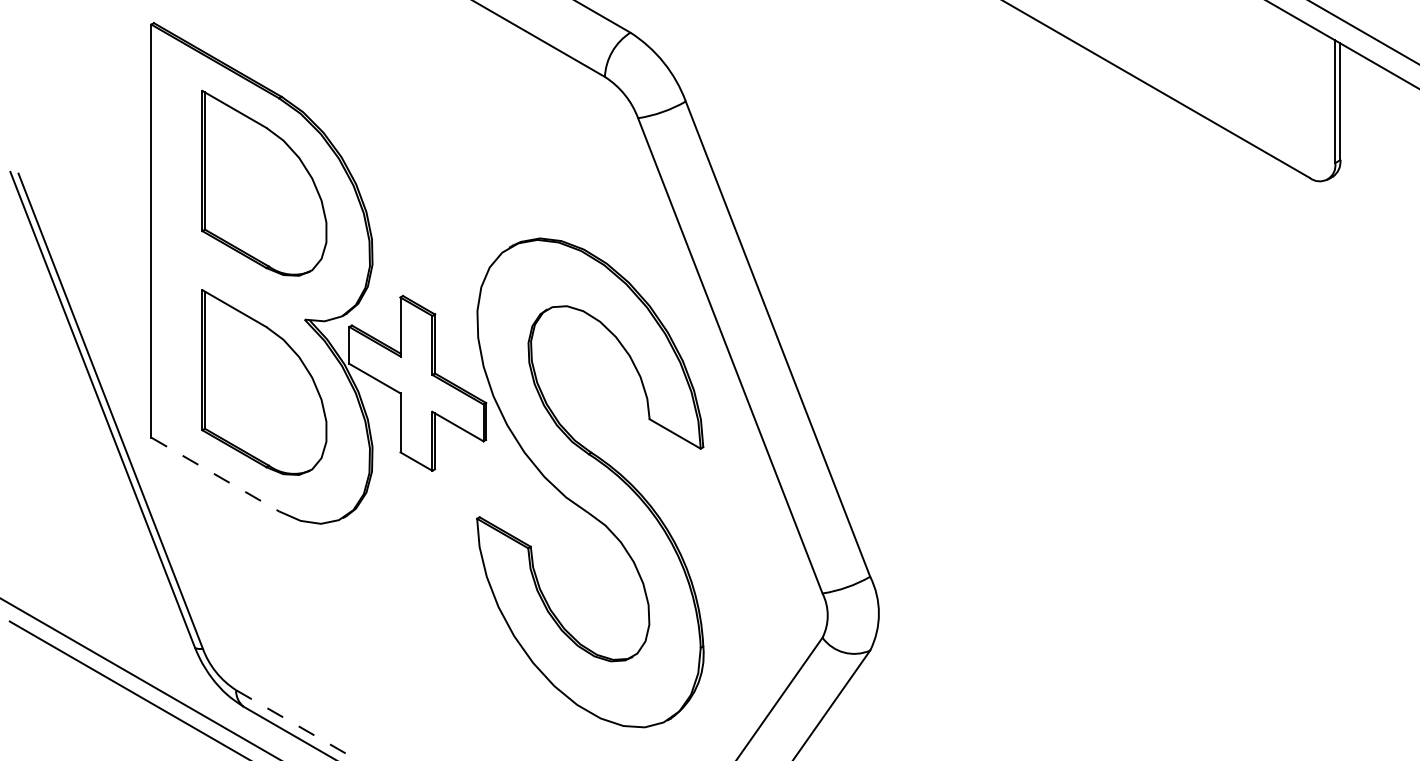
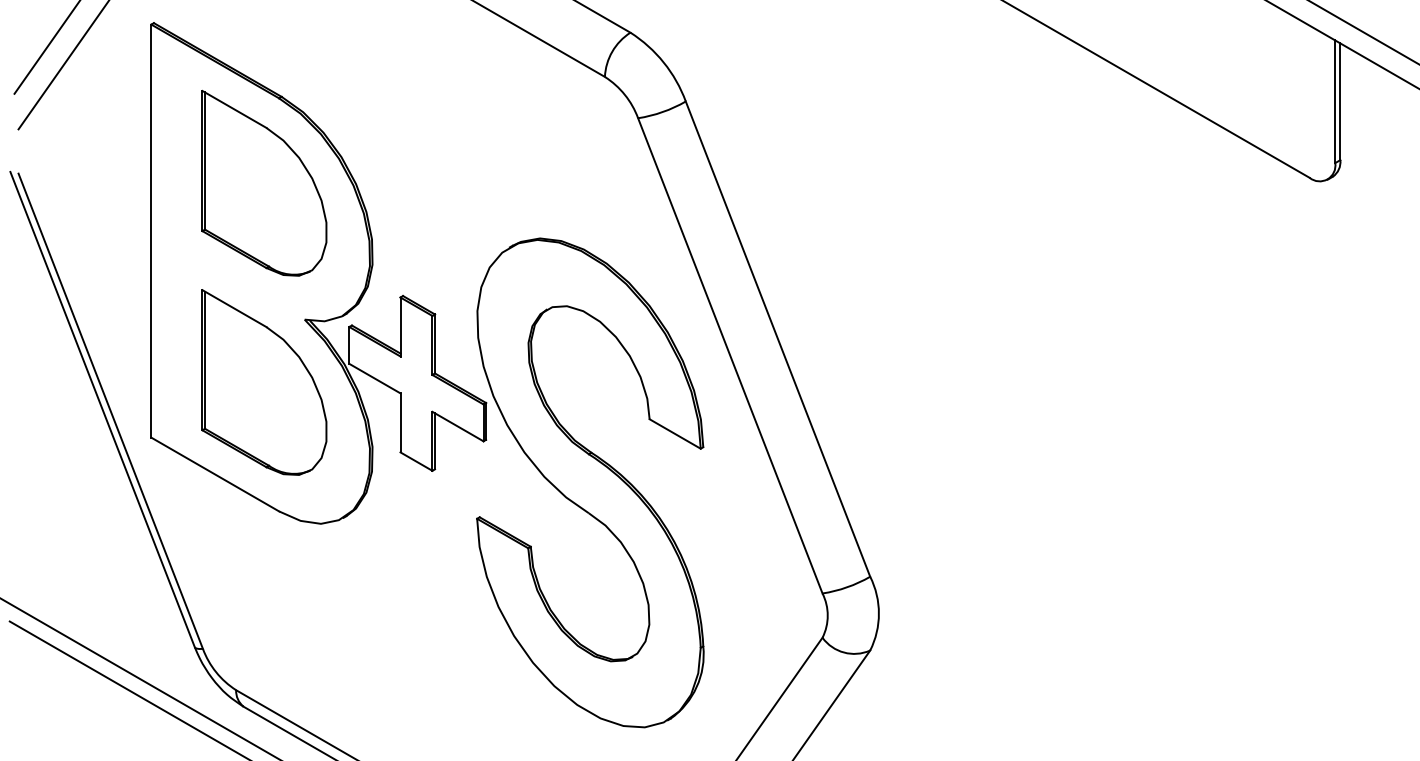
line: none -> present (46, 47)
line: none -> present (62, 65)
line: dashed -> solid (215, 474)
line: dashed -> solid (297, 725)
